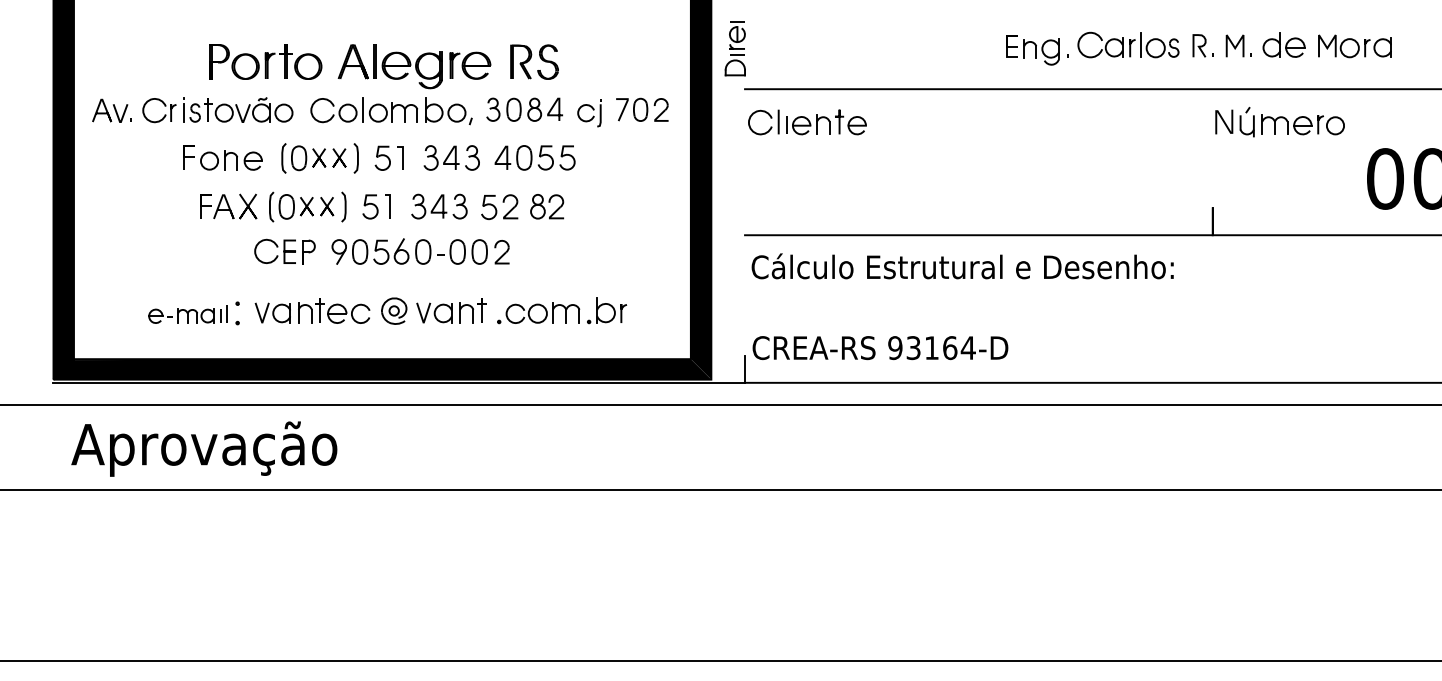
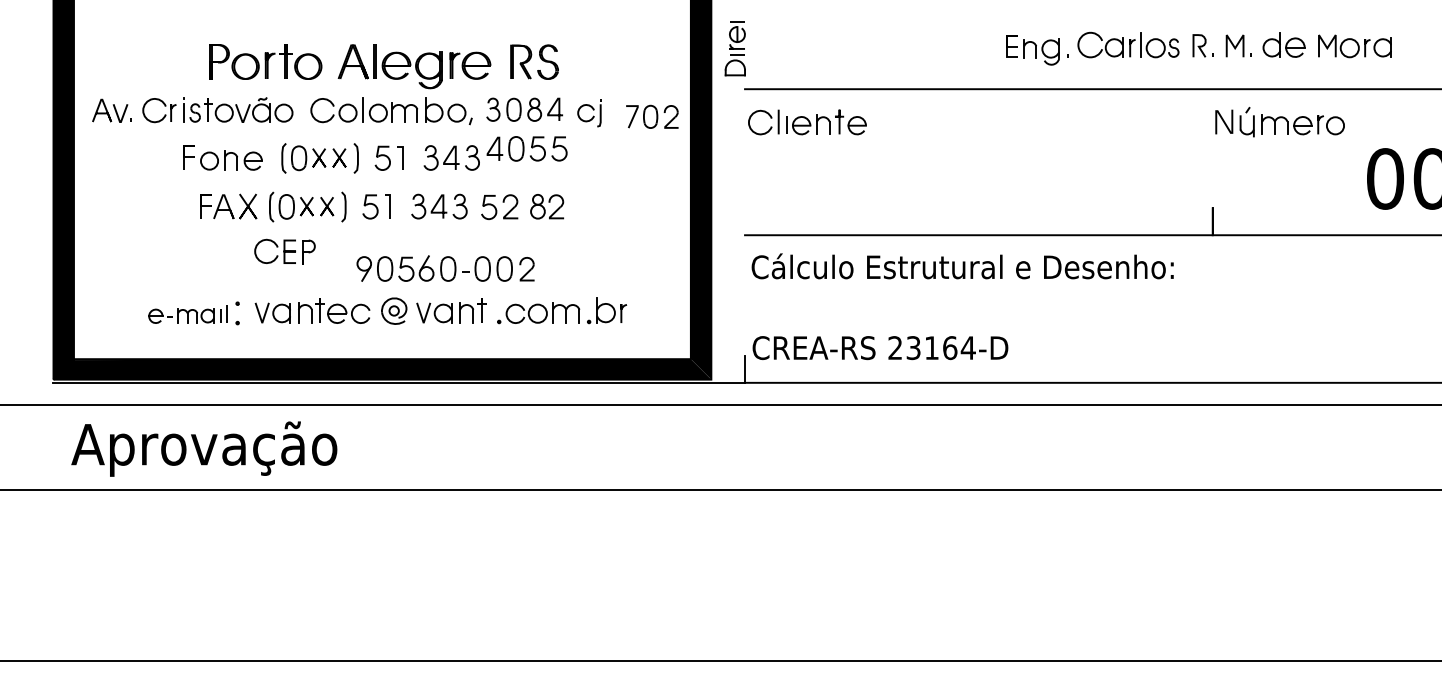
part position: (642, 109) -> (652, 116) (652, 116)
part position: (534, 157) -> (526, 148) (526, 148)
part position: (420, 251) -> (445, 268) (445, 268)
text: 93164-D -> 23164-D (895, 348)
